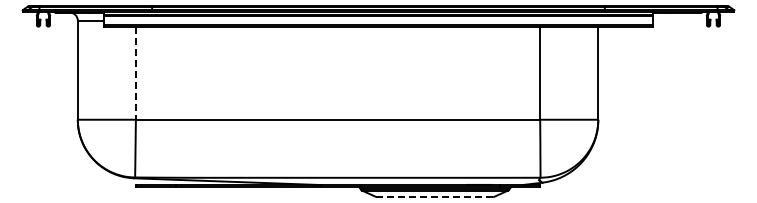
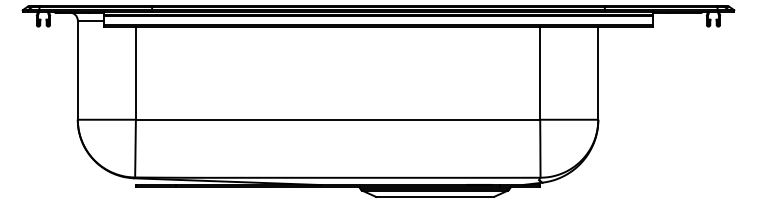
line: dashed -> solid (135, 73)
line: dashed -> solid (435, 196)
